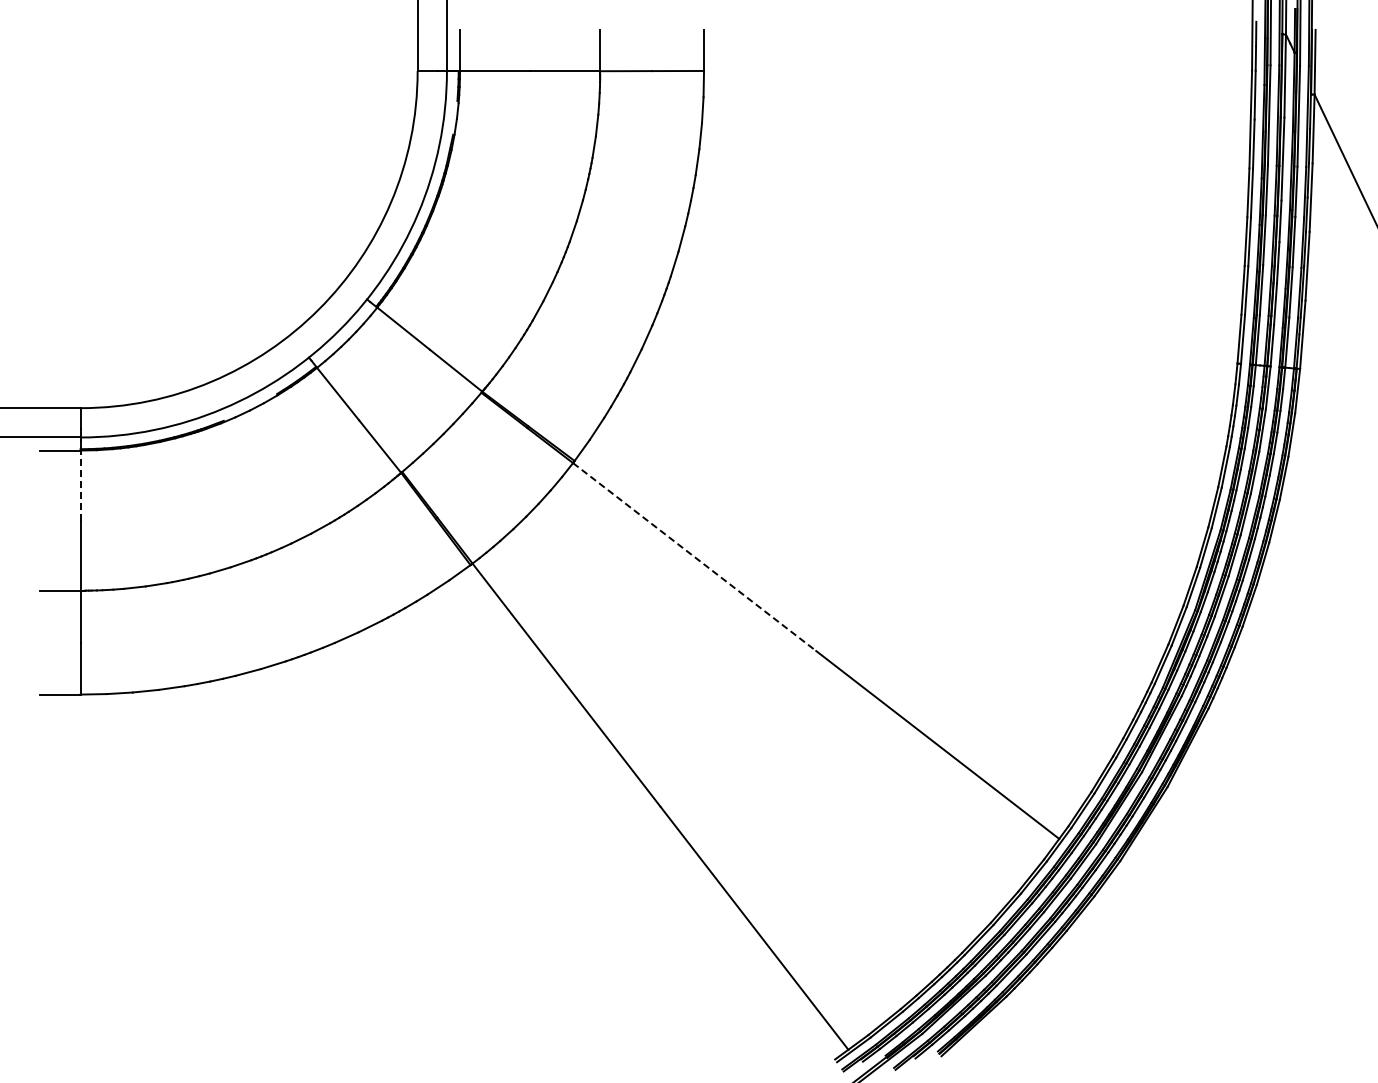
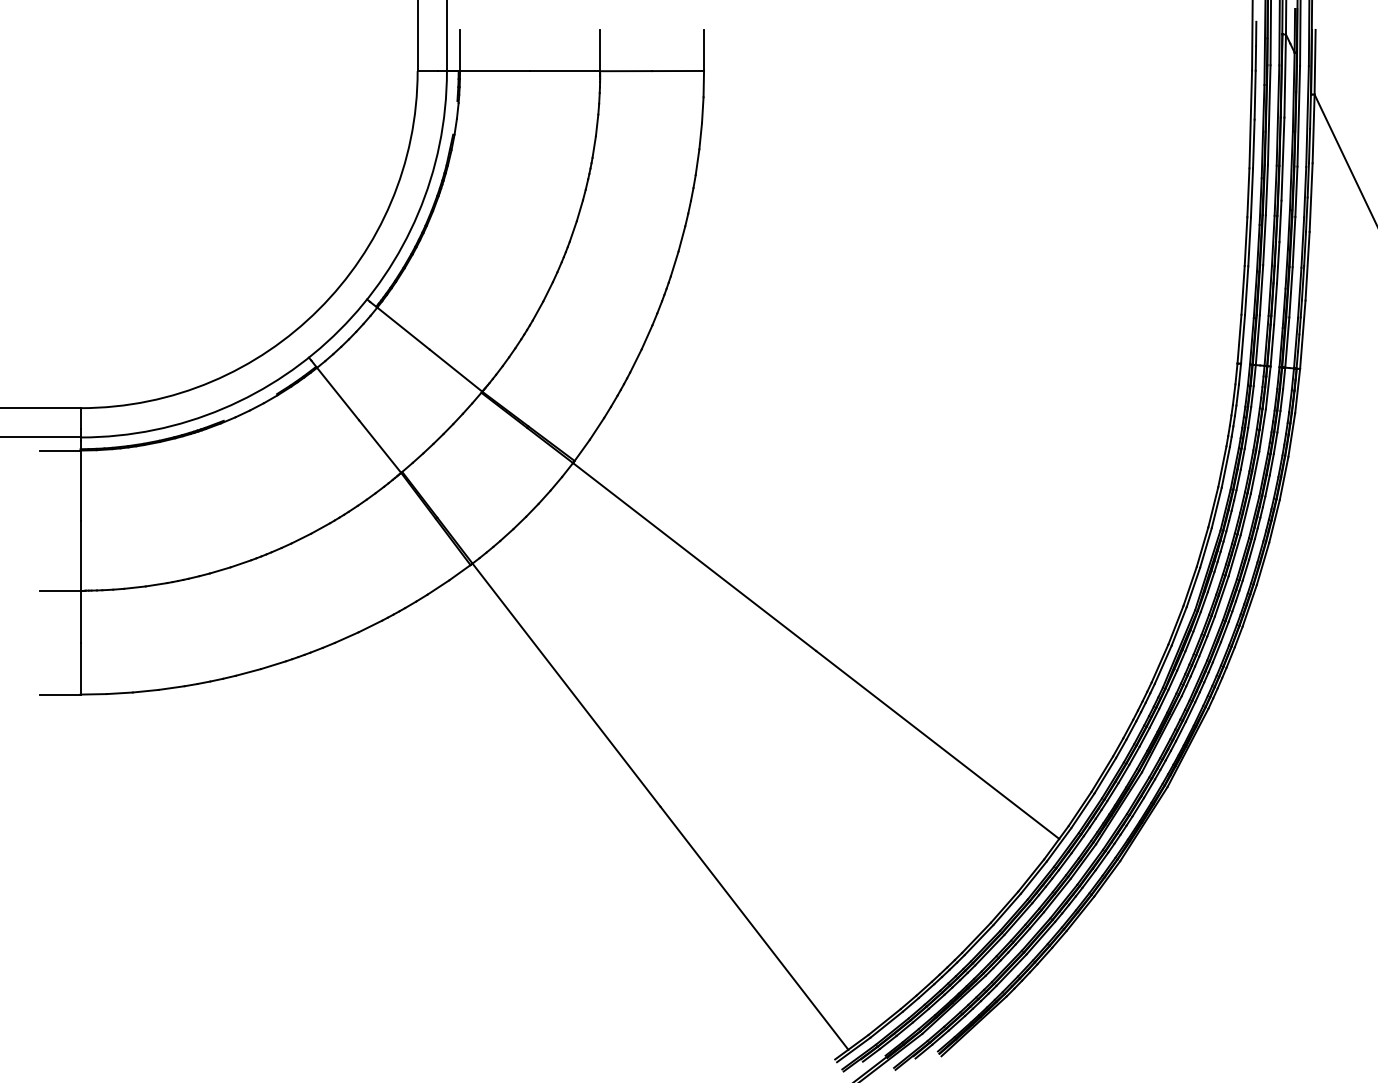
line: dashed -> solid (80, 485)
line: dashed -> solid (694, 557)
